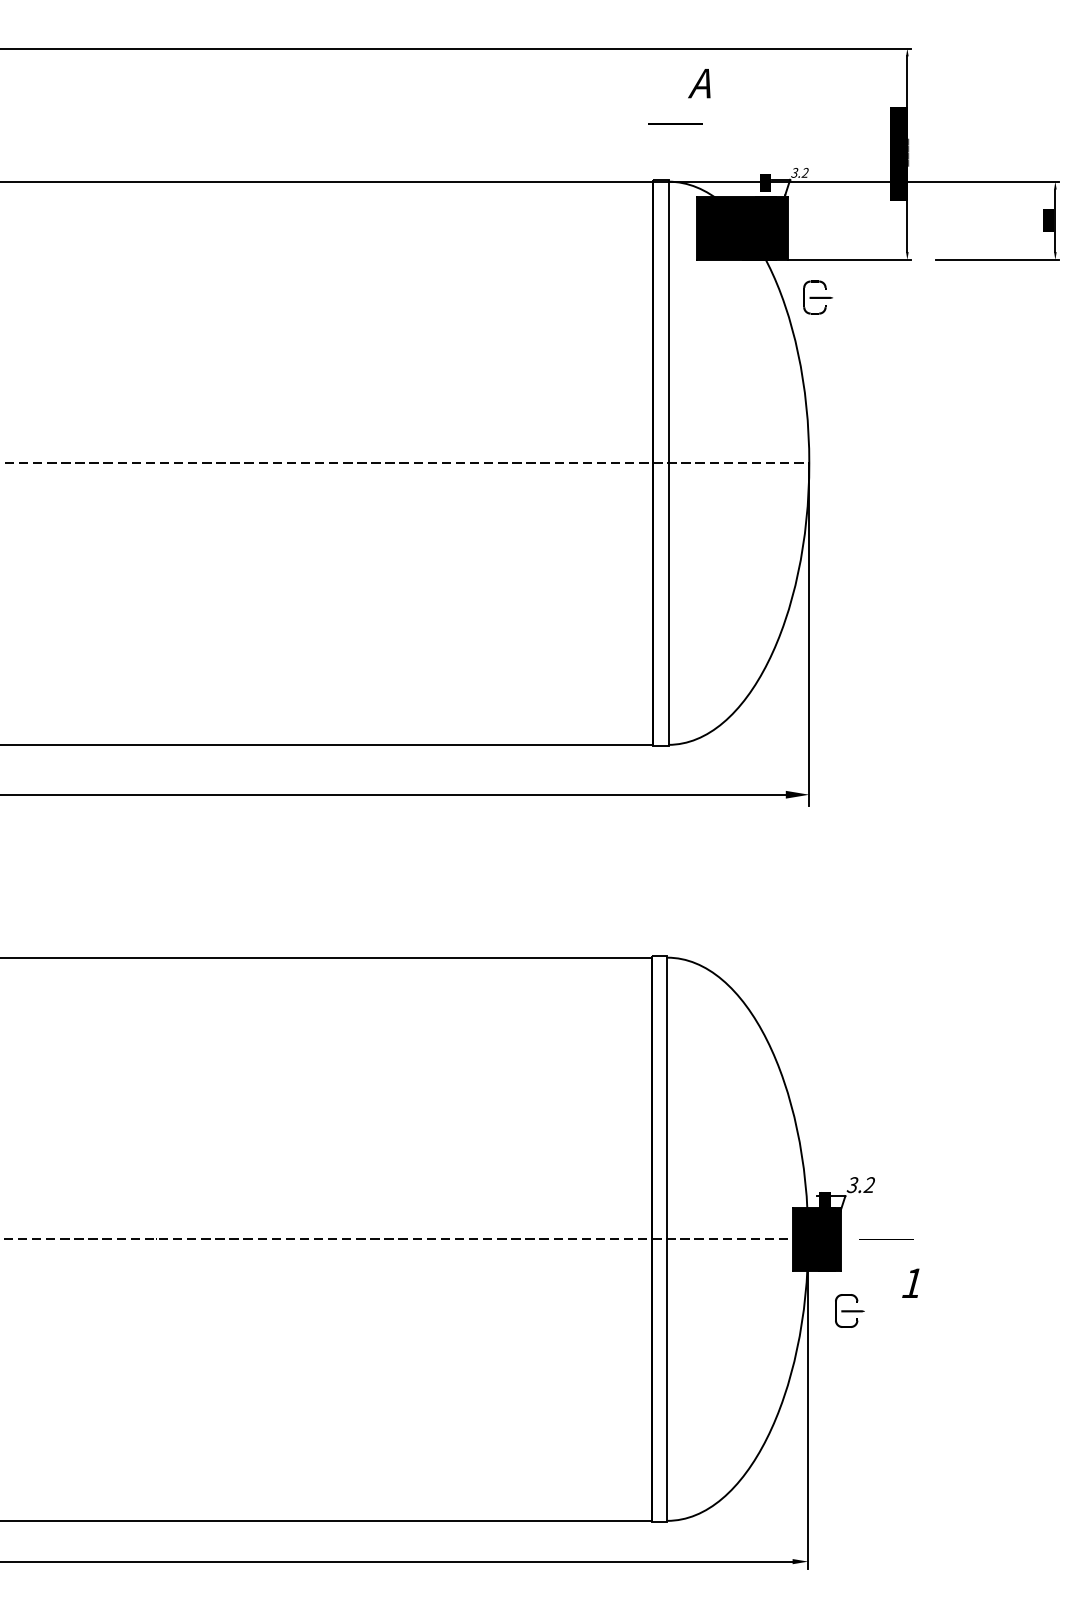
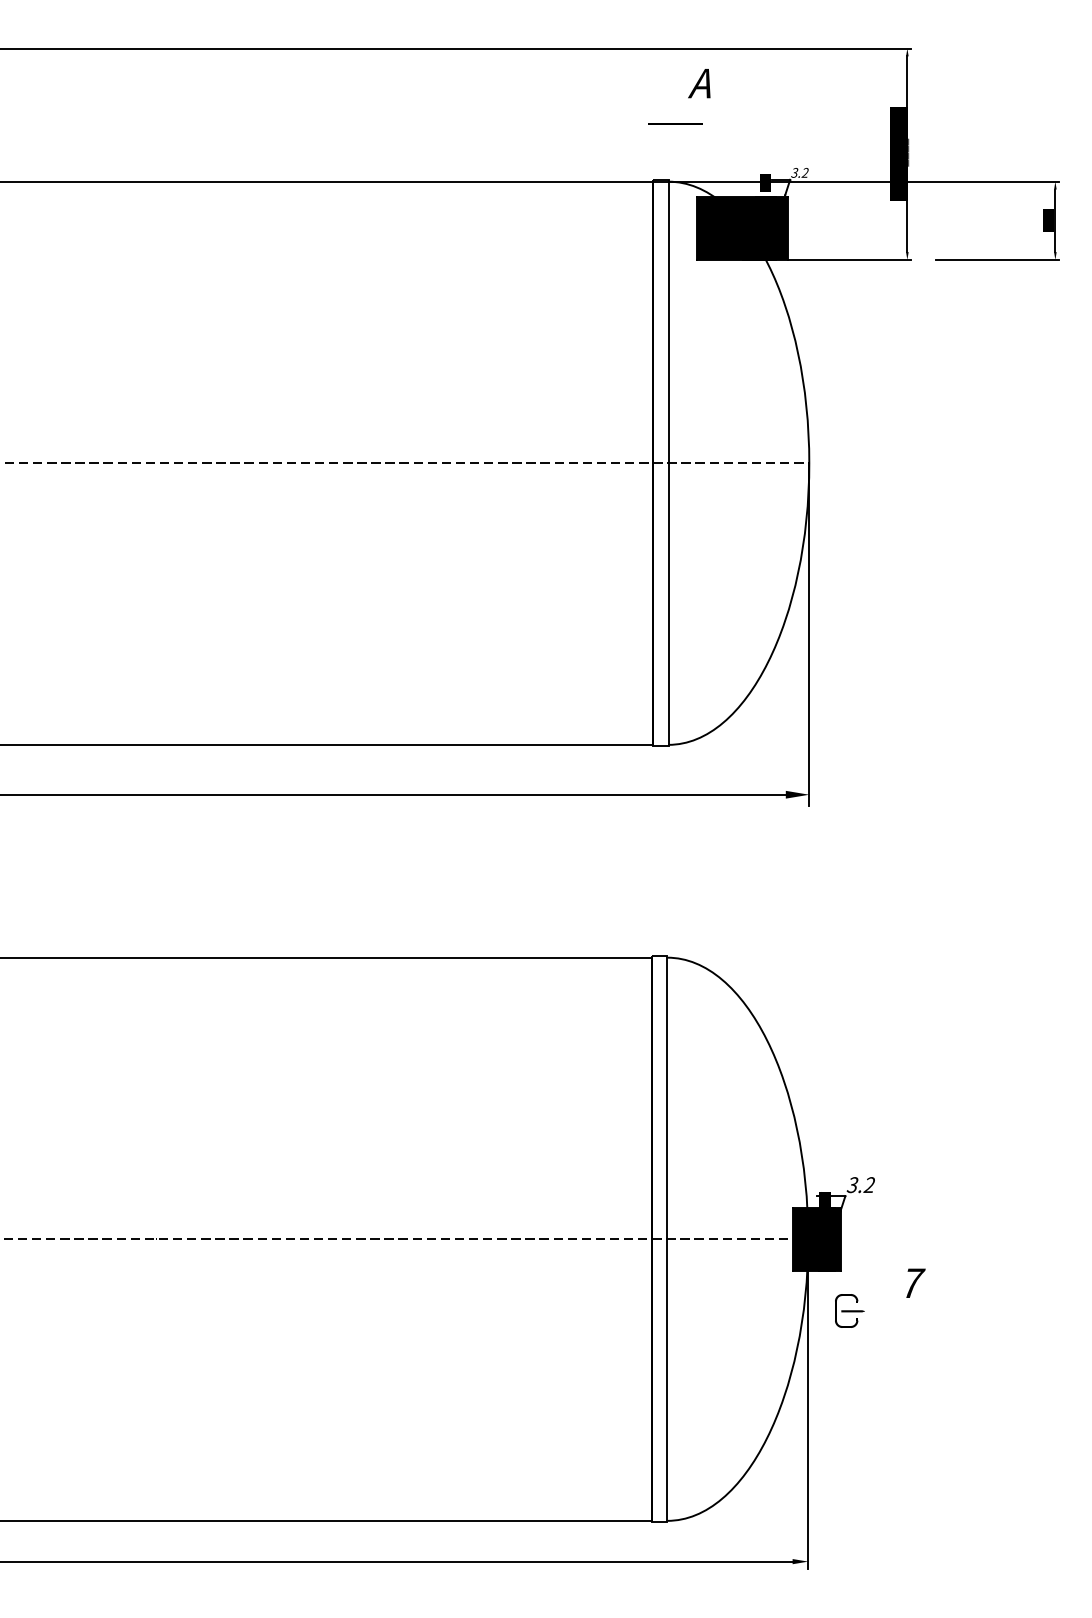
part: present -> none (817, 297)
line: present -> none (886, 1239)
text: 1 -> 7 (913, 1282)
